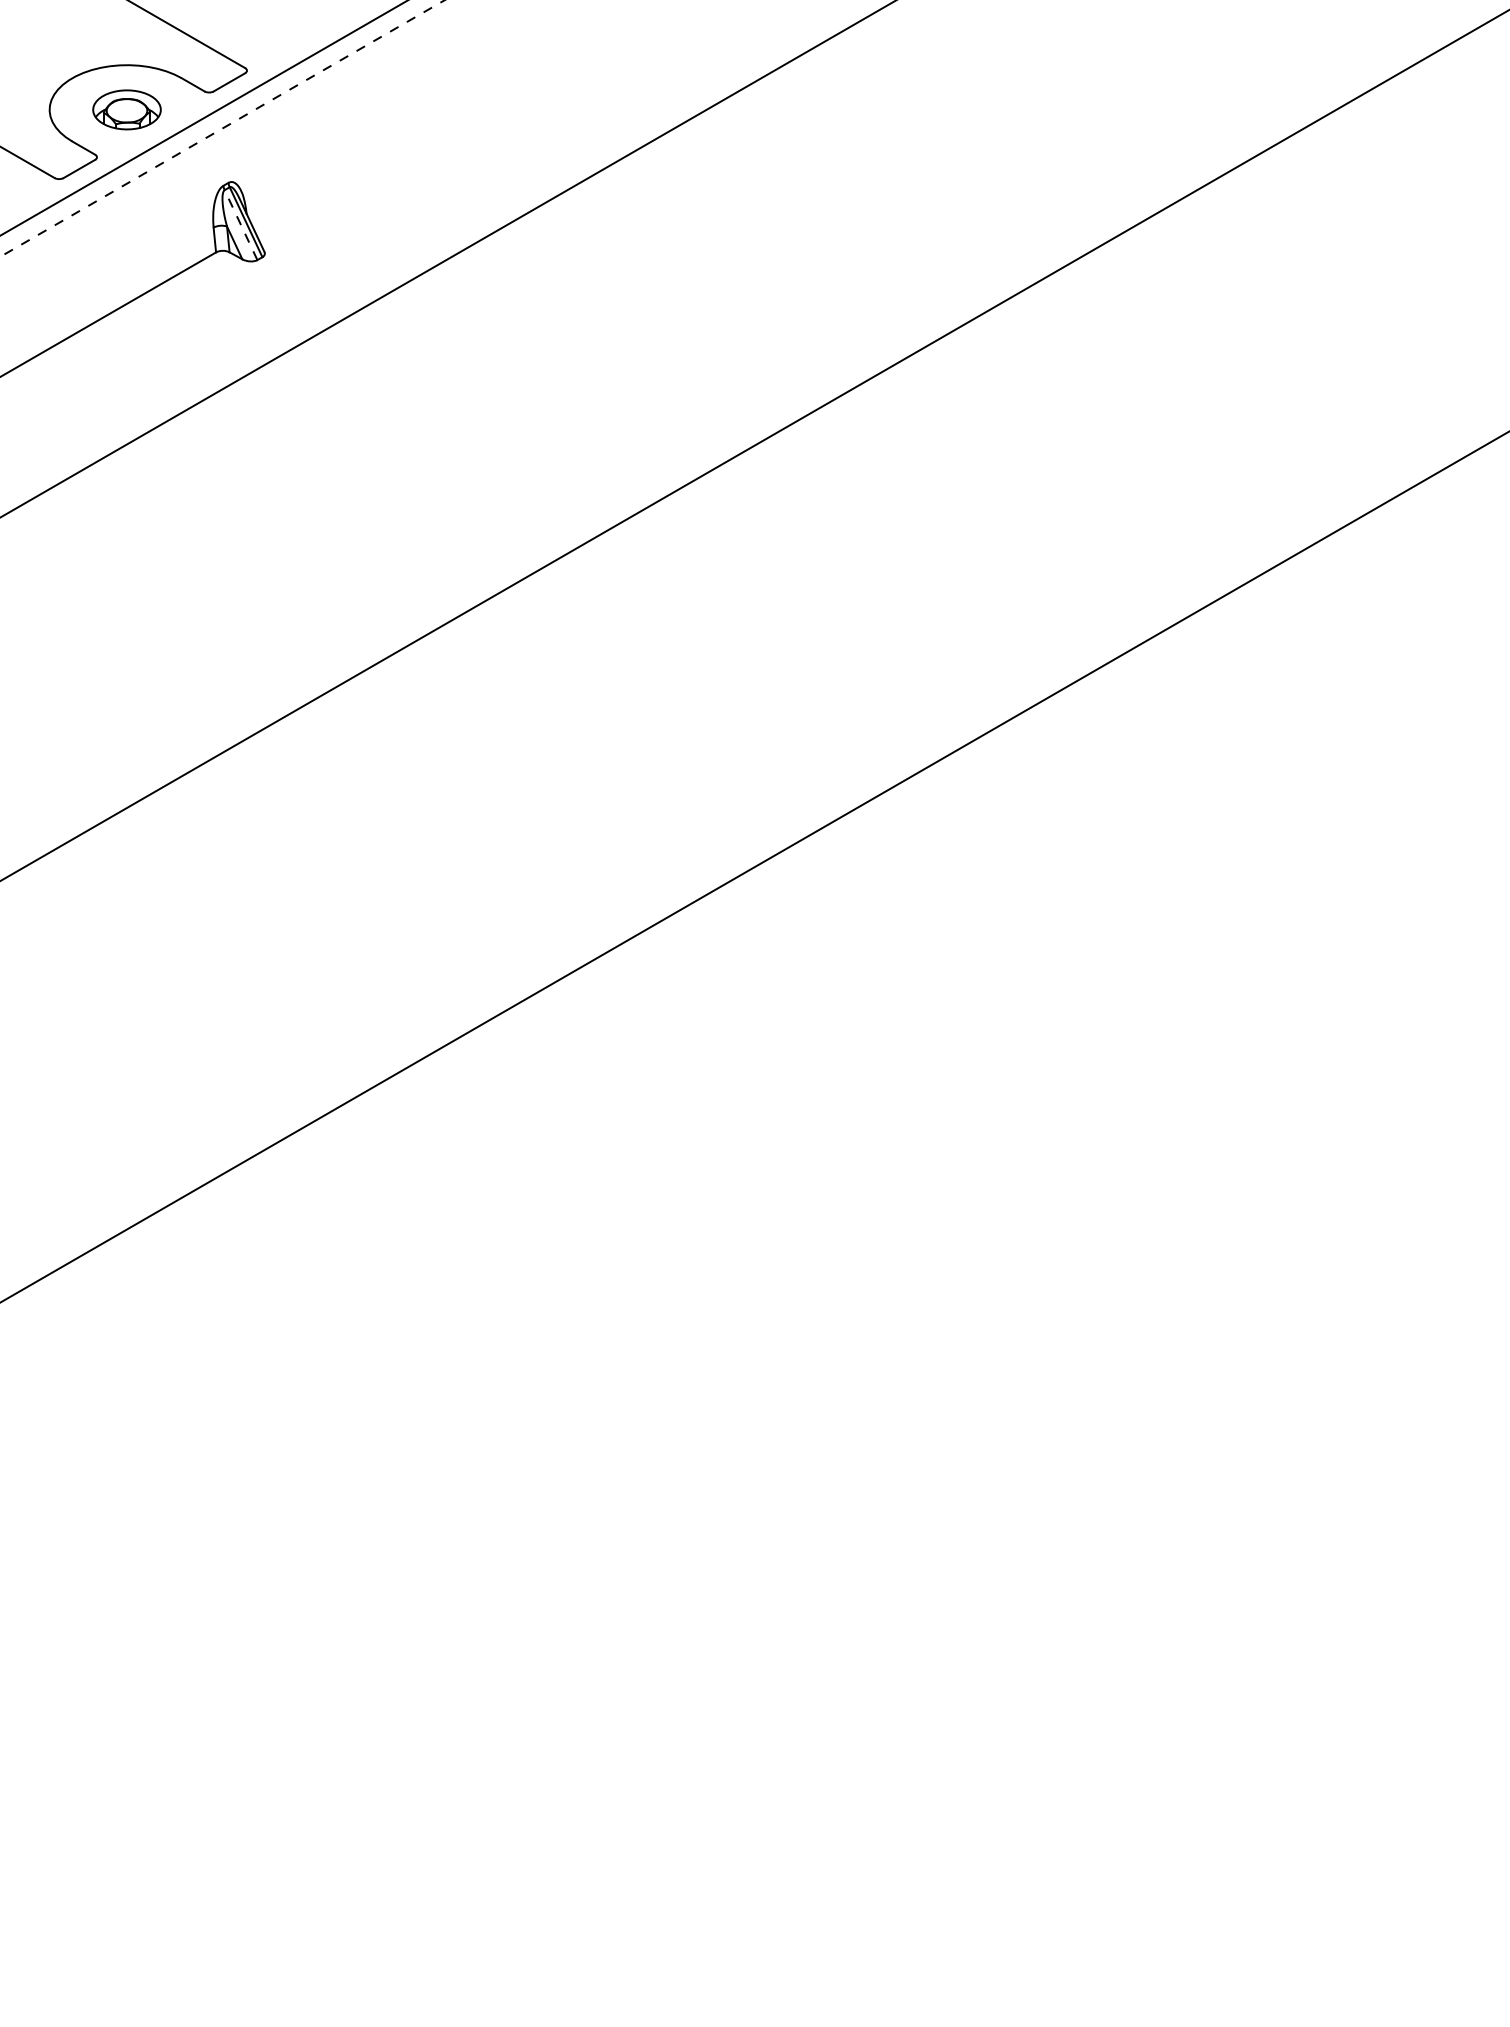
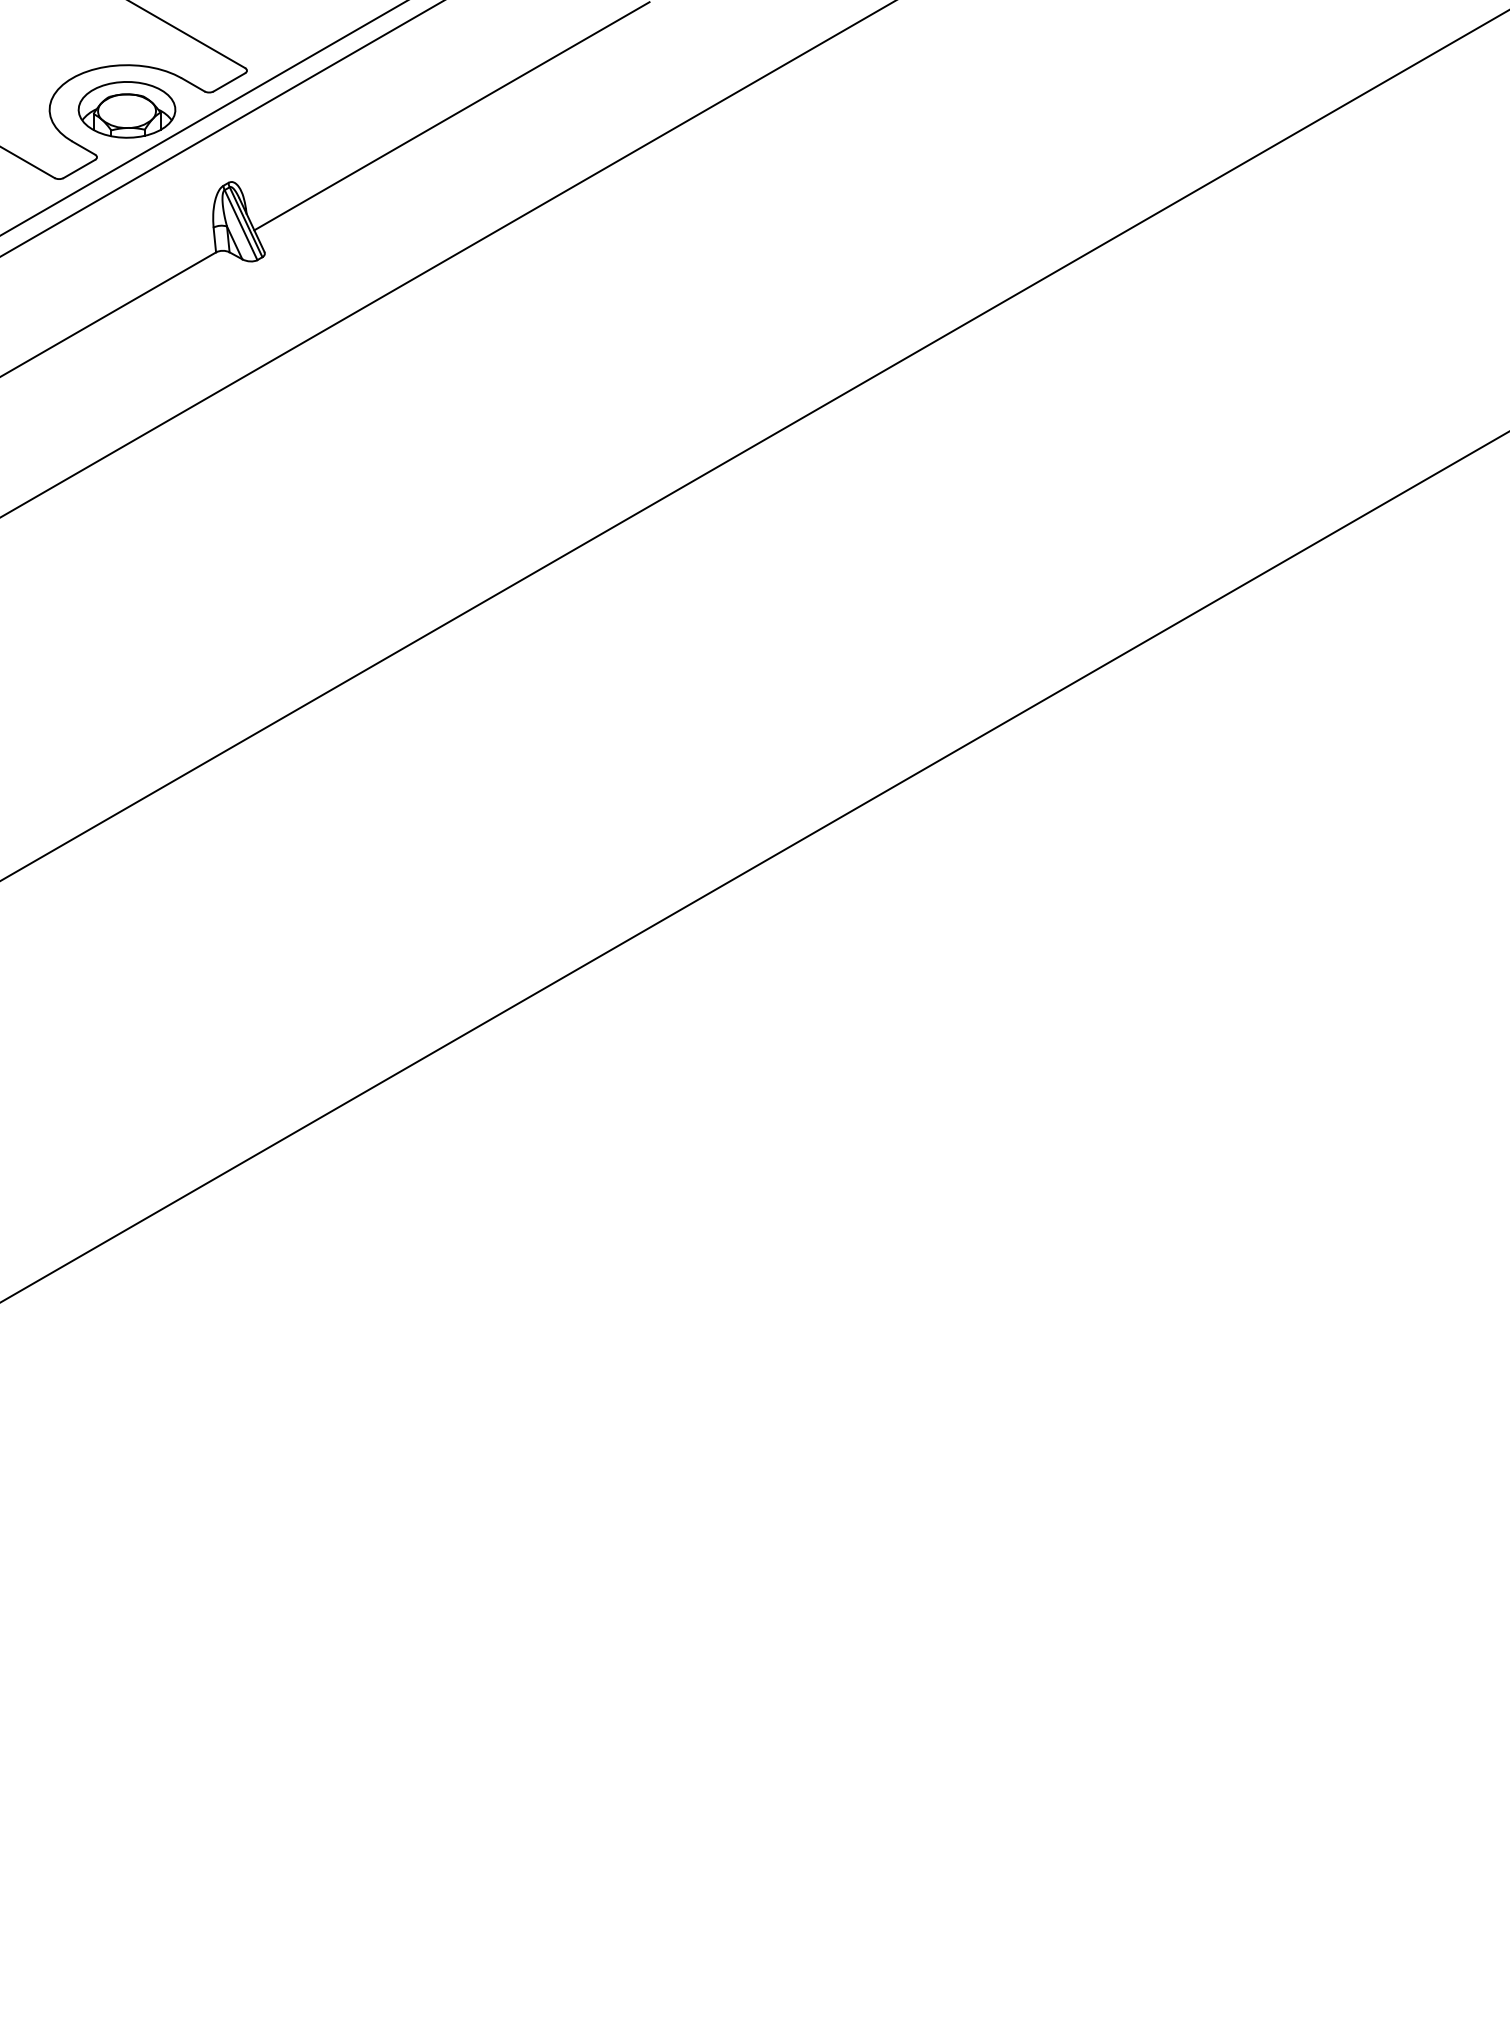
part size: 70x42 px -> 100x58 px (126, 109)
line: none -> present (451, 116)
line: dashed -> solid (222, 128)
line: dashed -> solid (241, 225)
